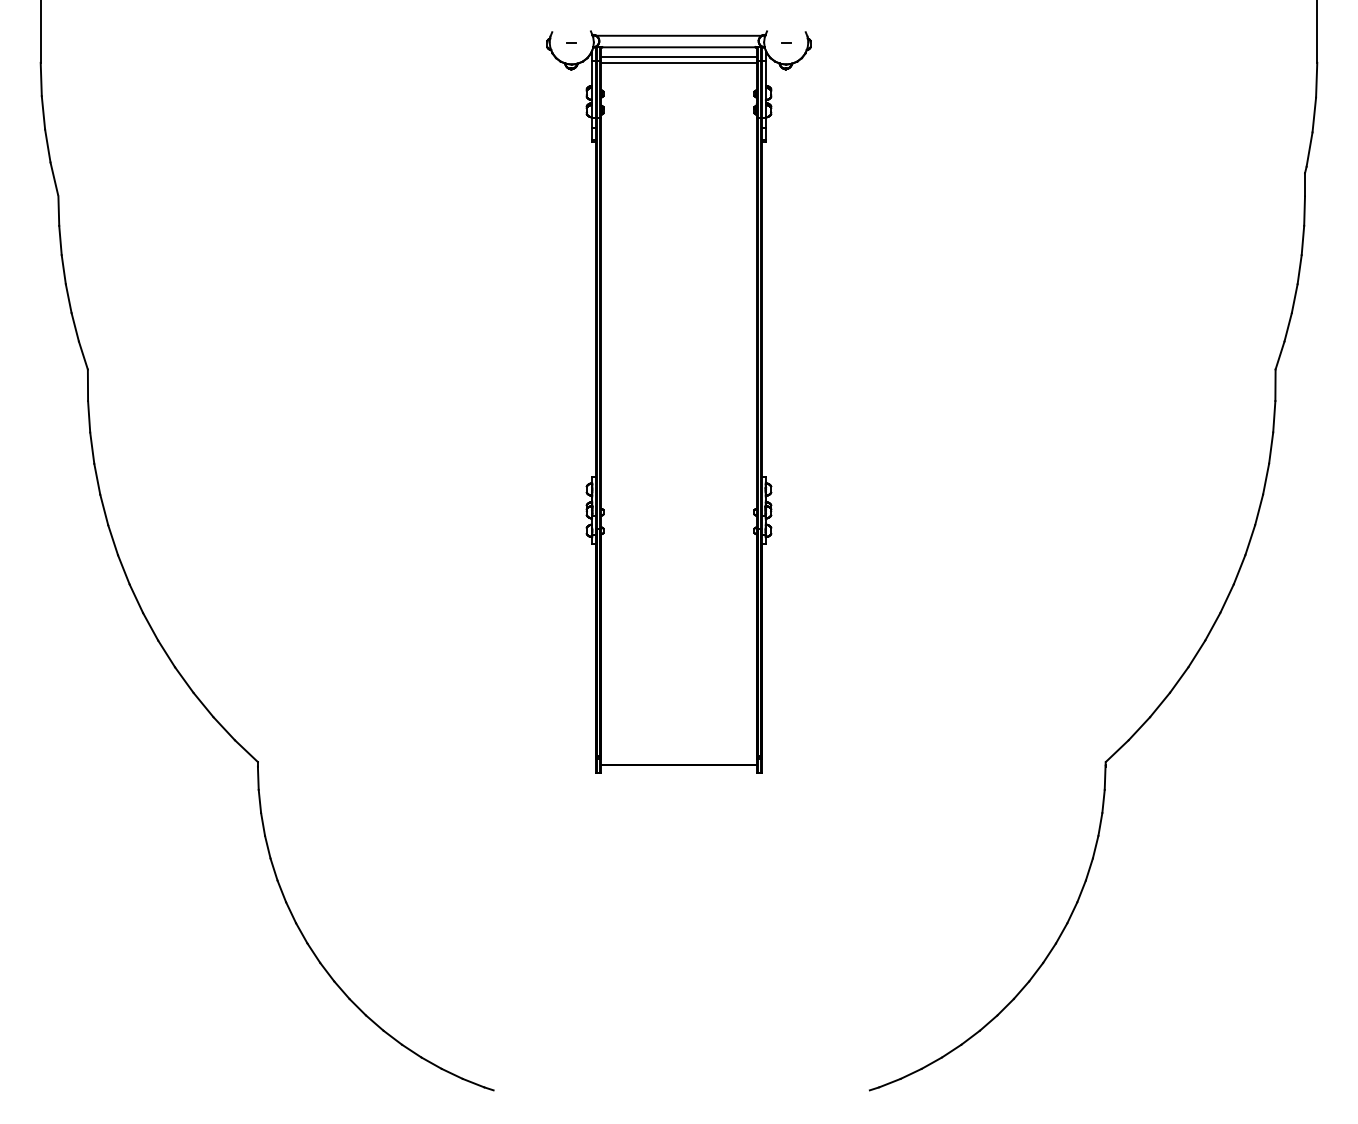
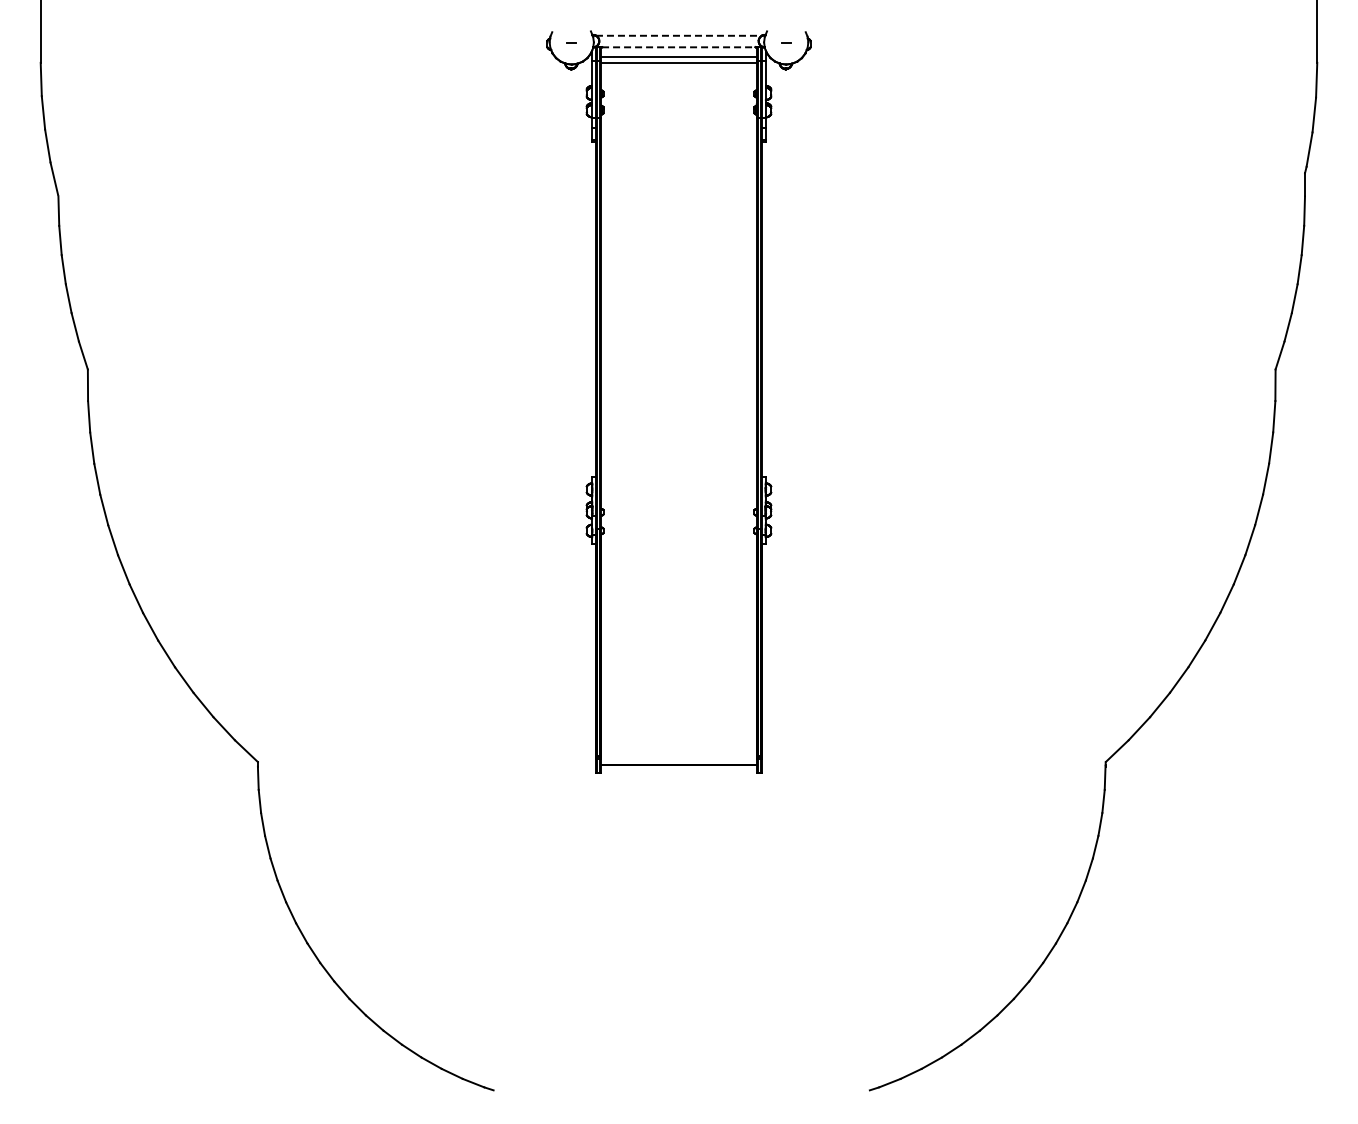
line: solid -> dashed (679, 35)
line: solid -> dashed (678, 47)
